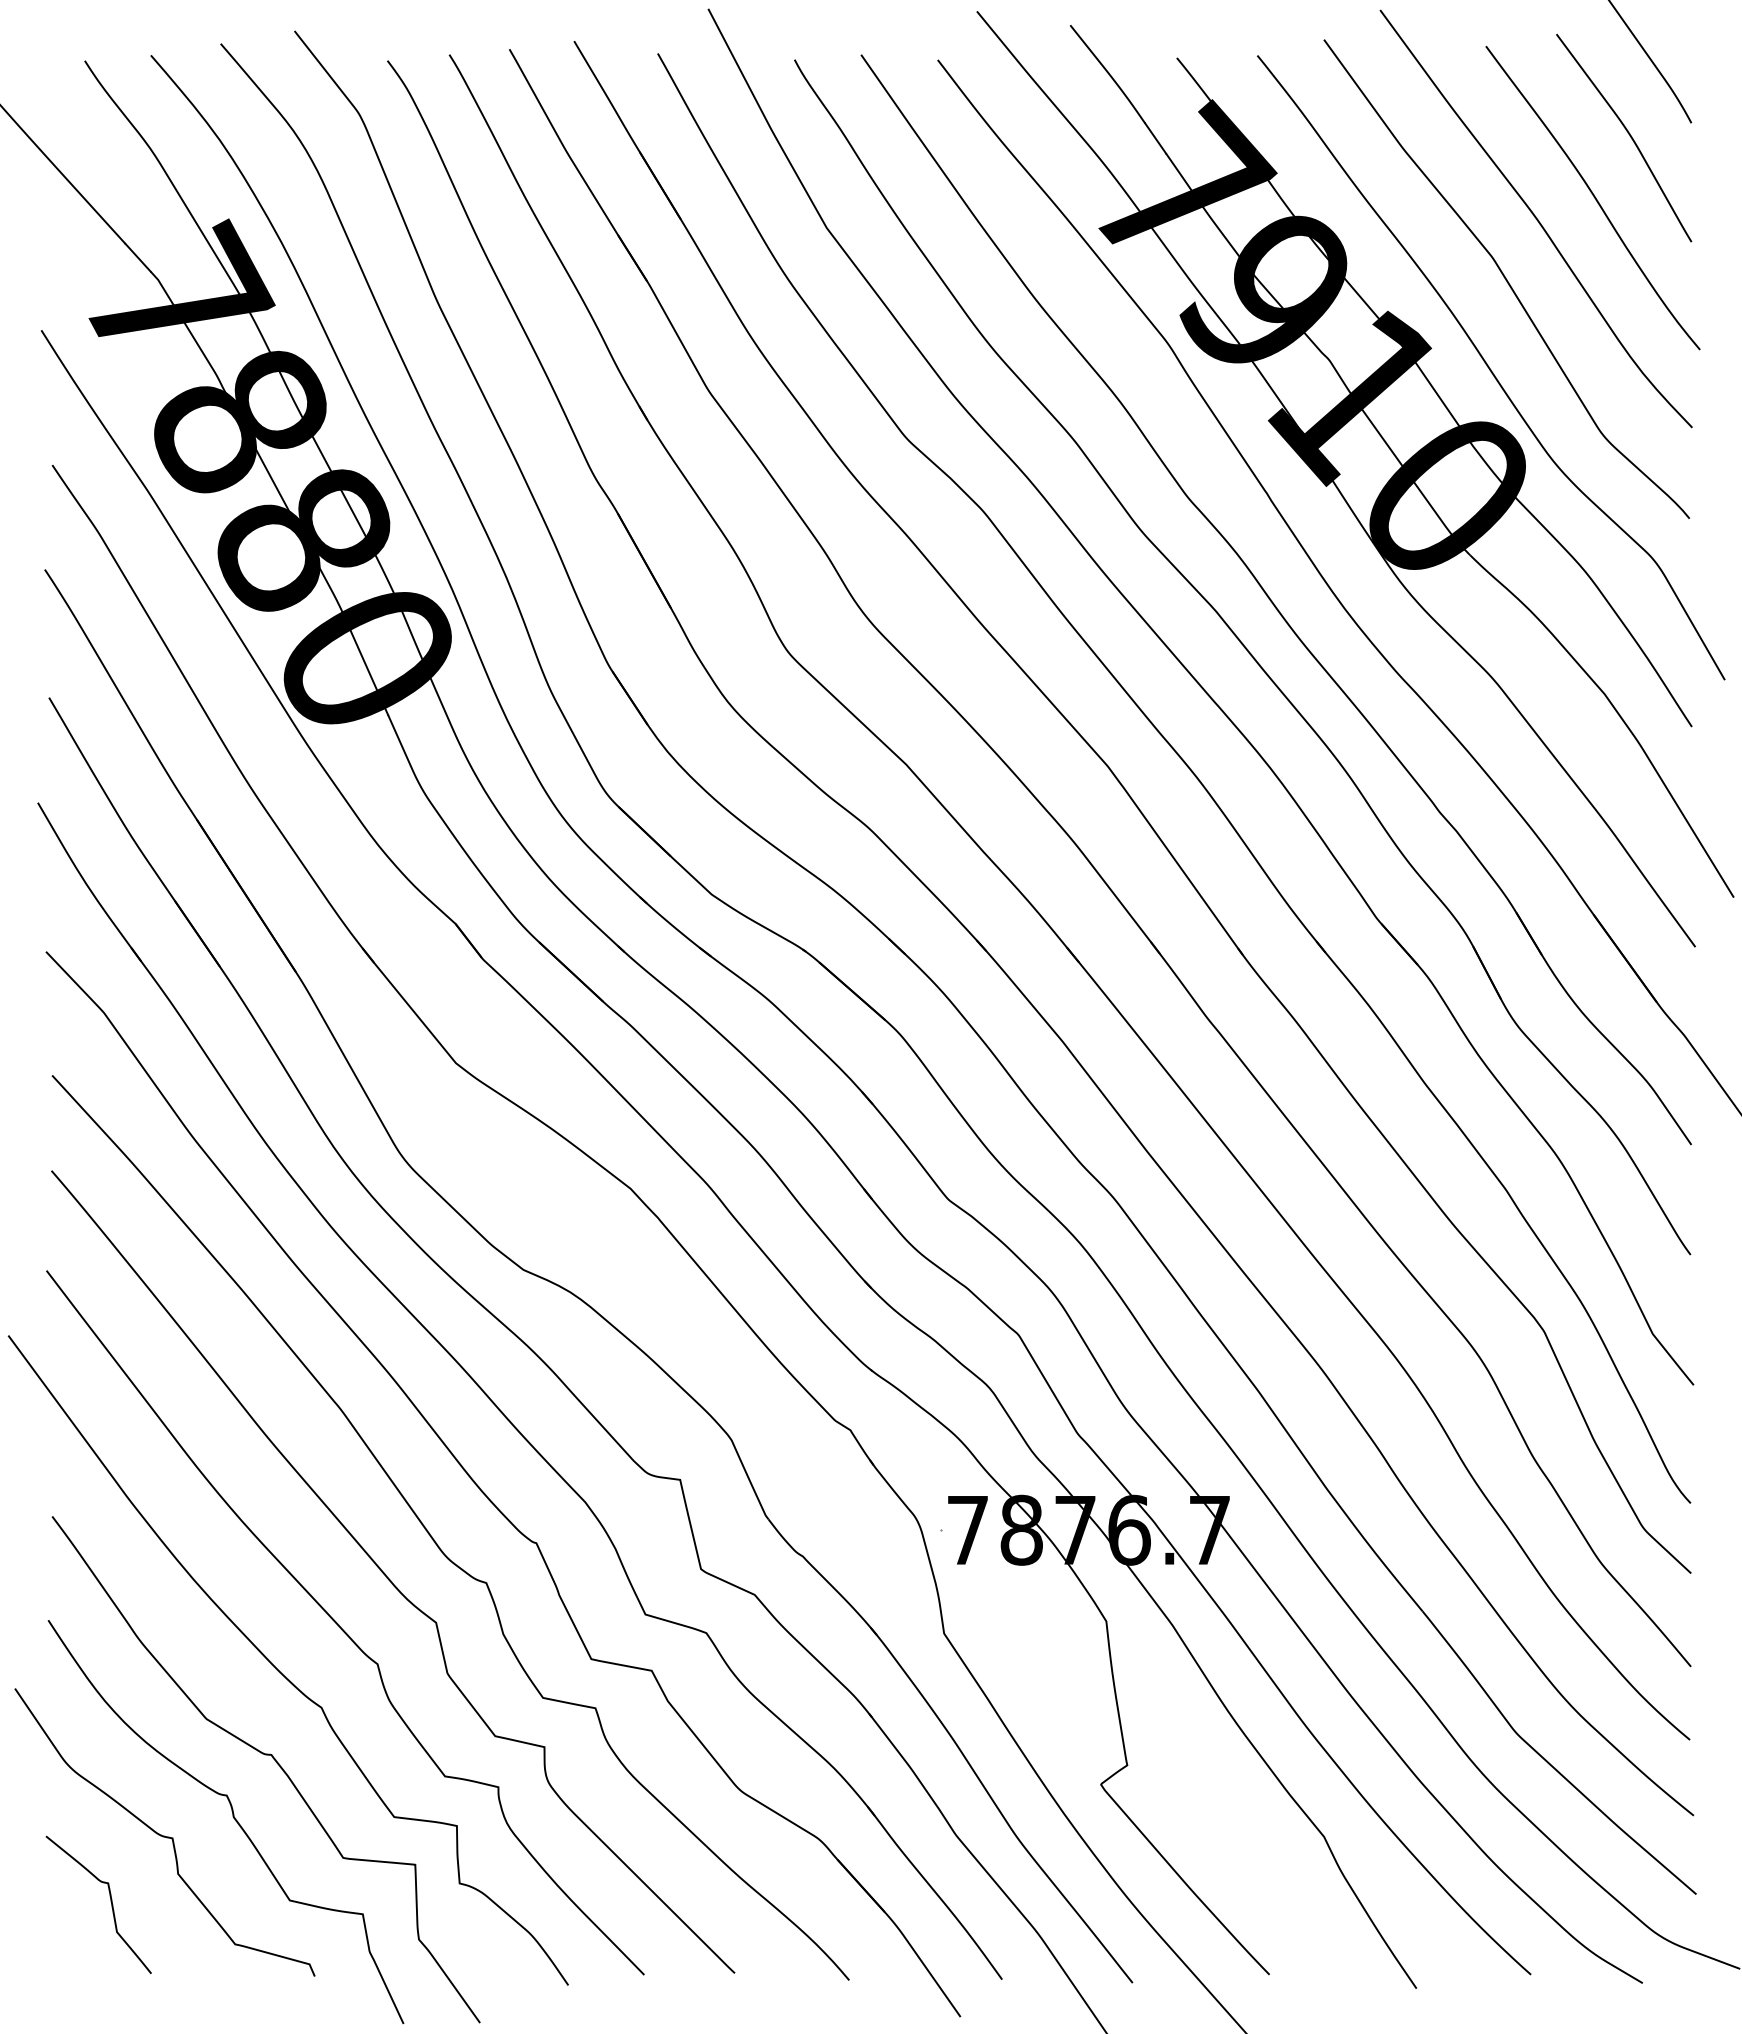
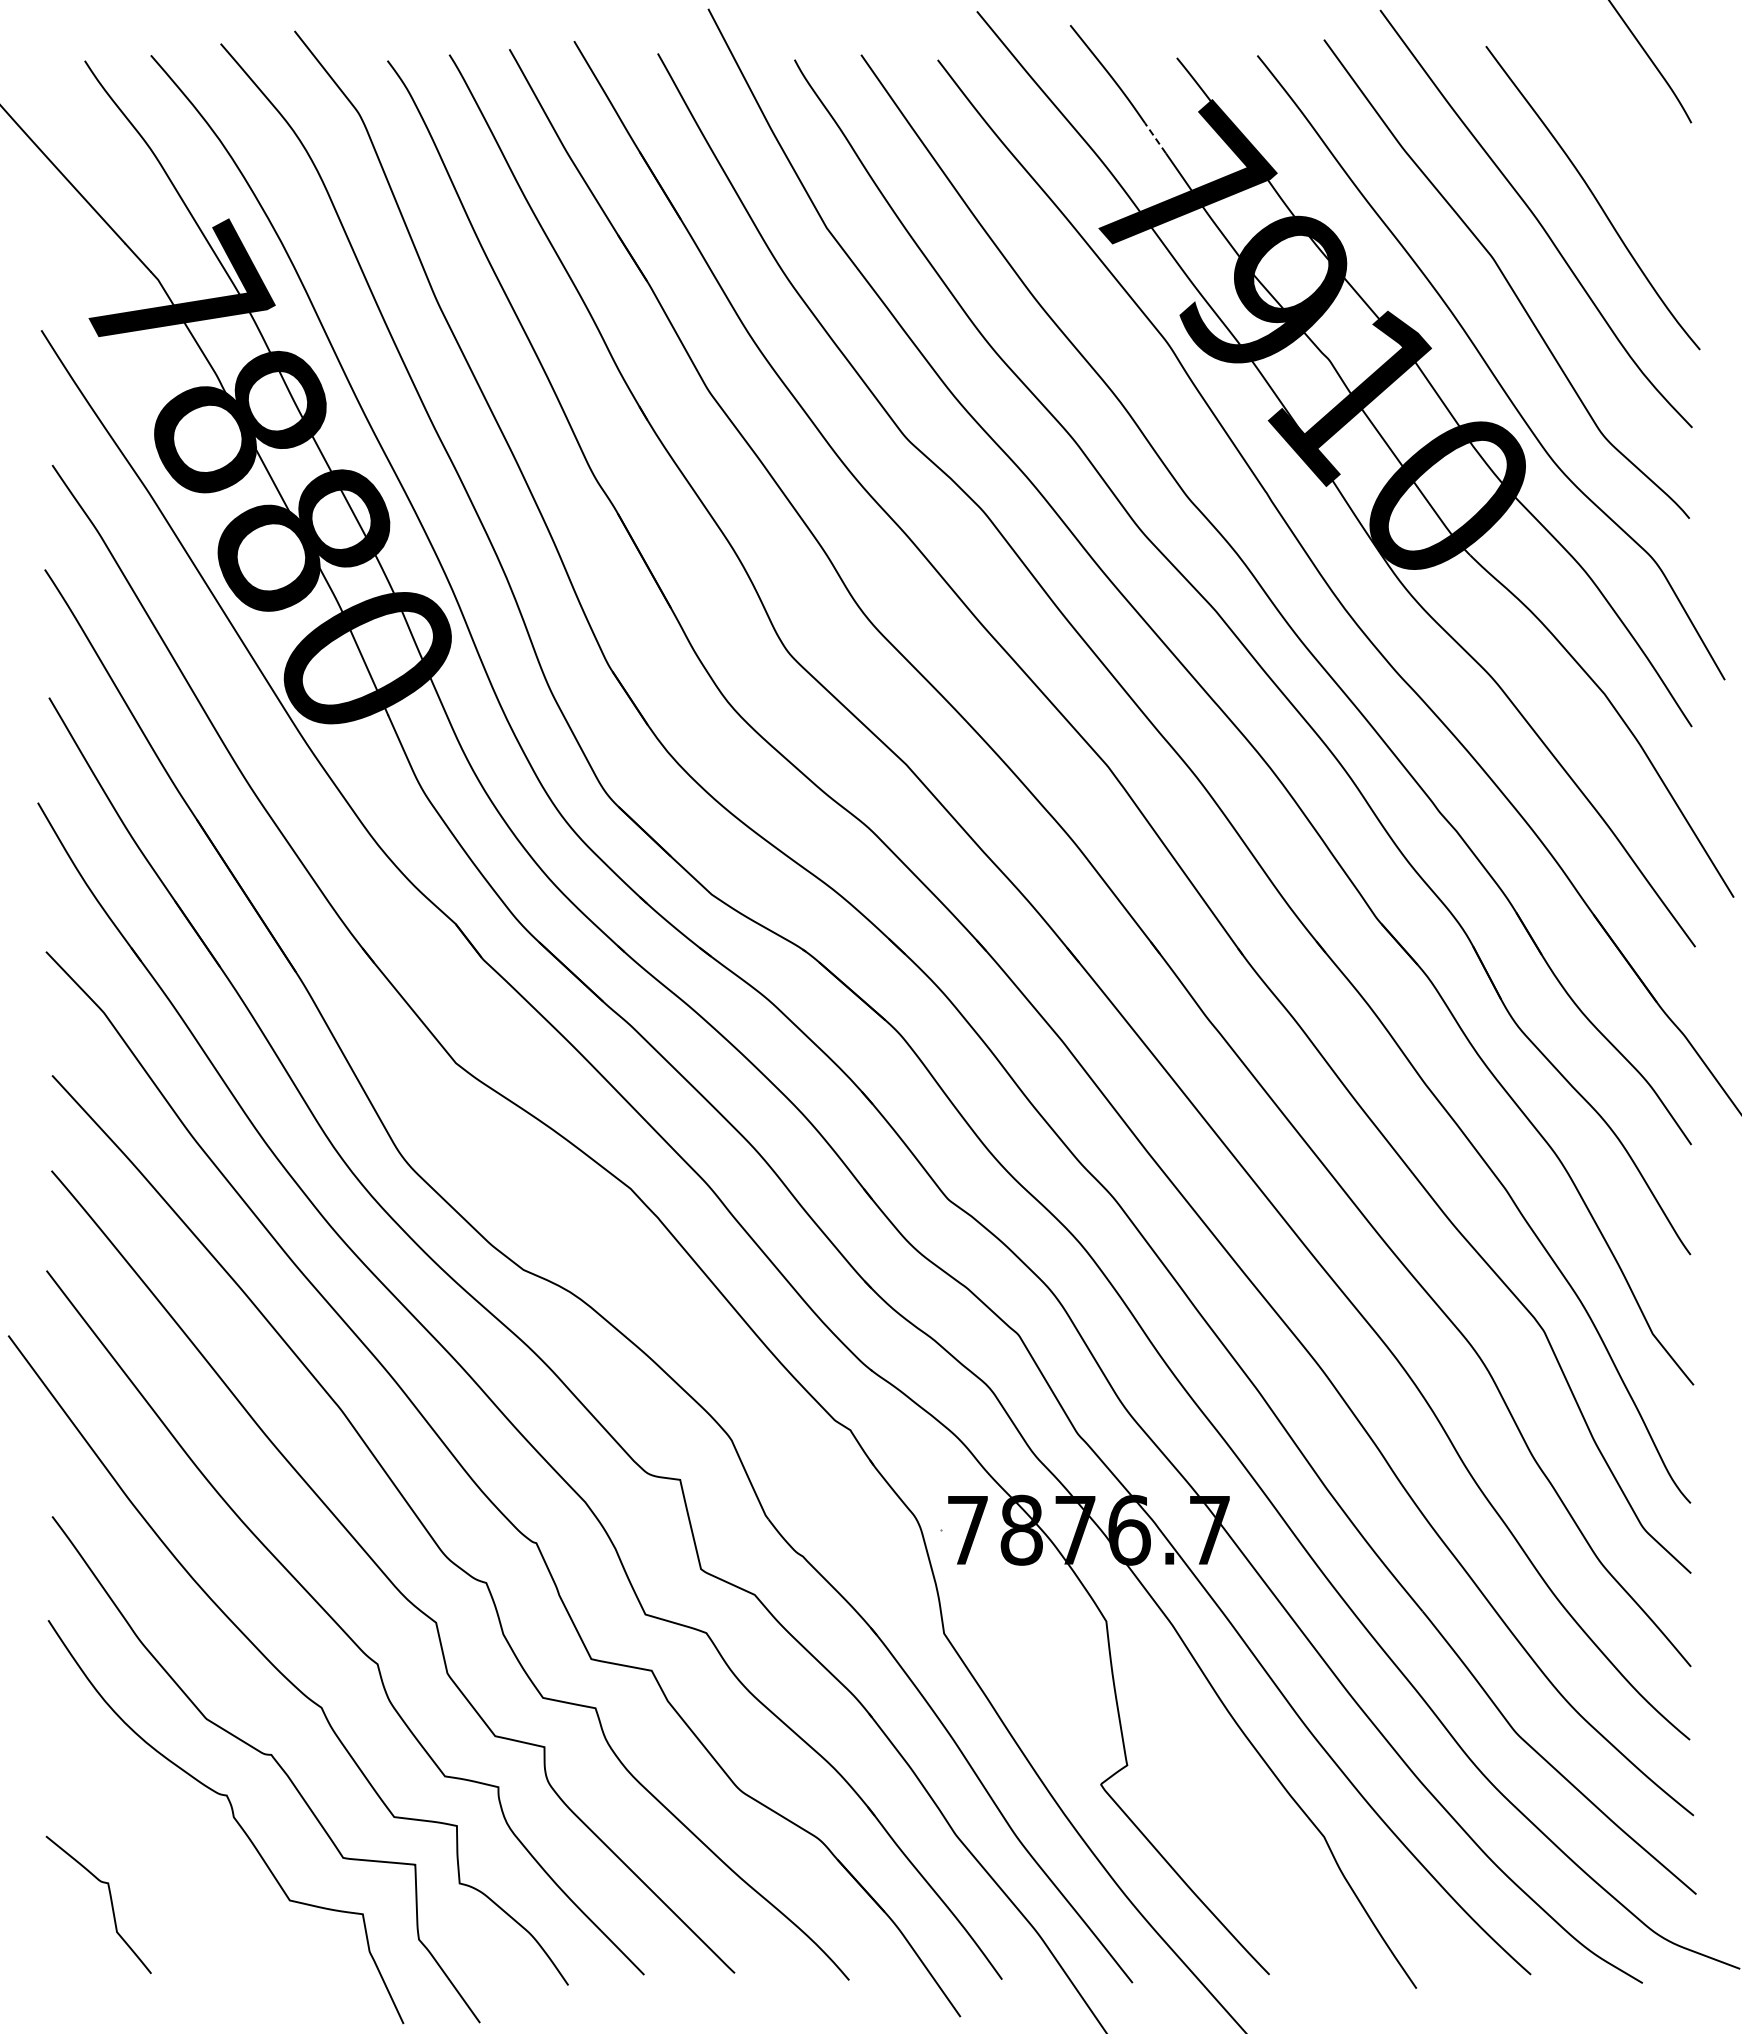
curve: present -> none (1627, 133)
line: solid -> dashed (1155, 137)
curve: present -> none (164, 1835)
